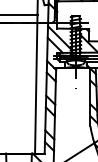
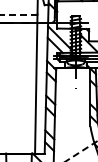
line: solid -> dashed (18, 14)
line: solid -> dashed (81, 151)
